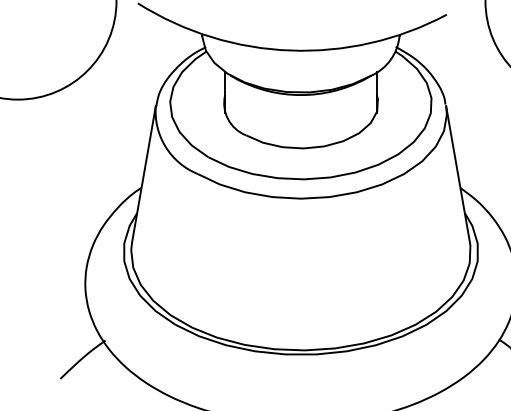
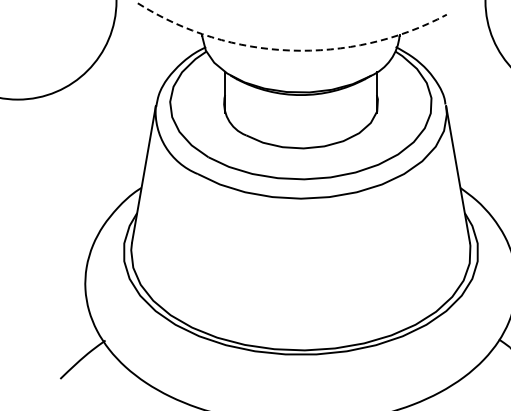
arc: solid -> dashed (290, 50)
